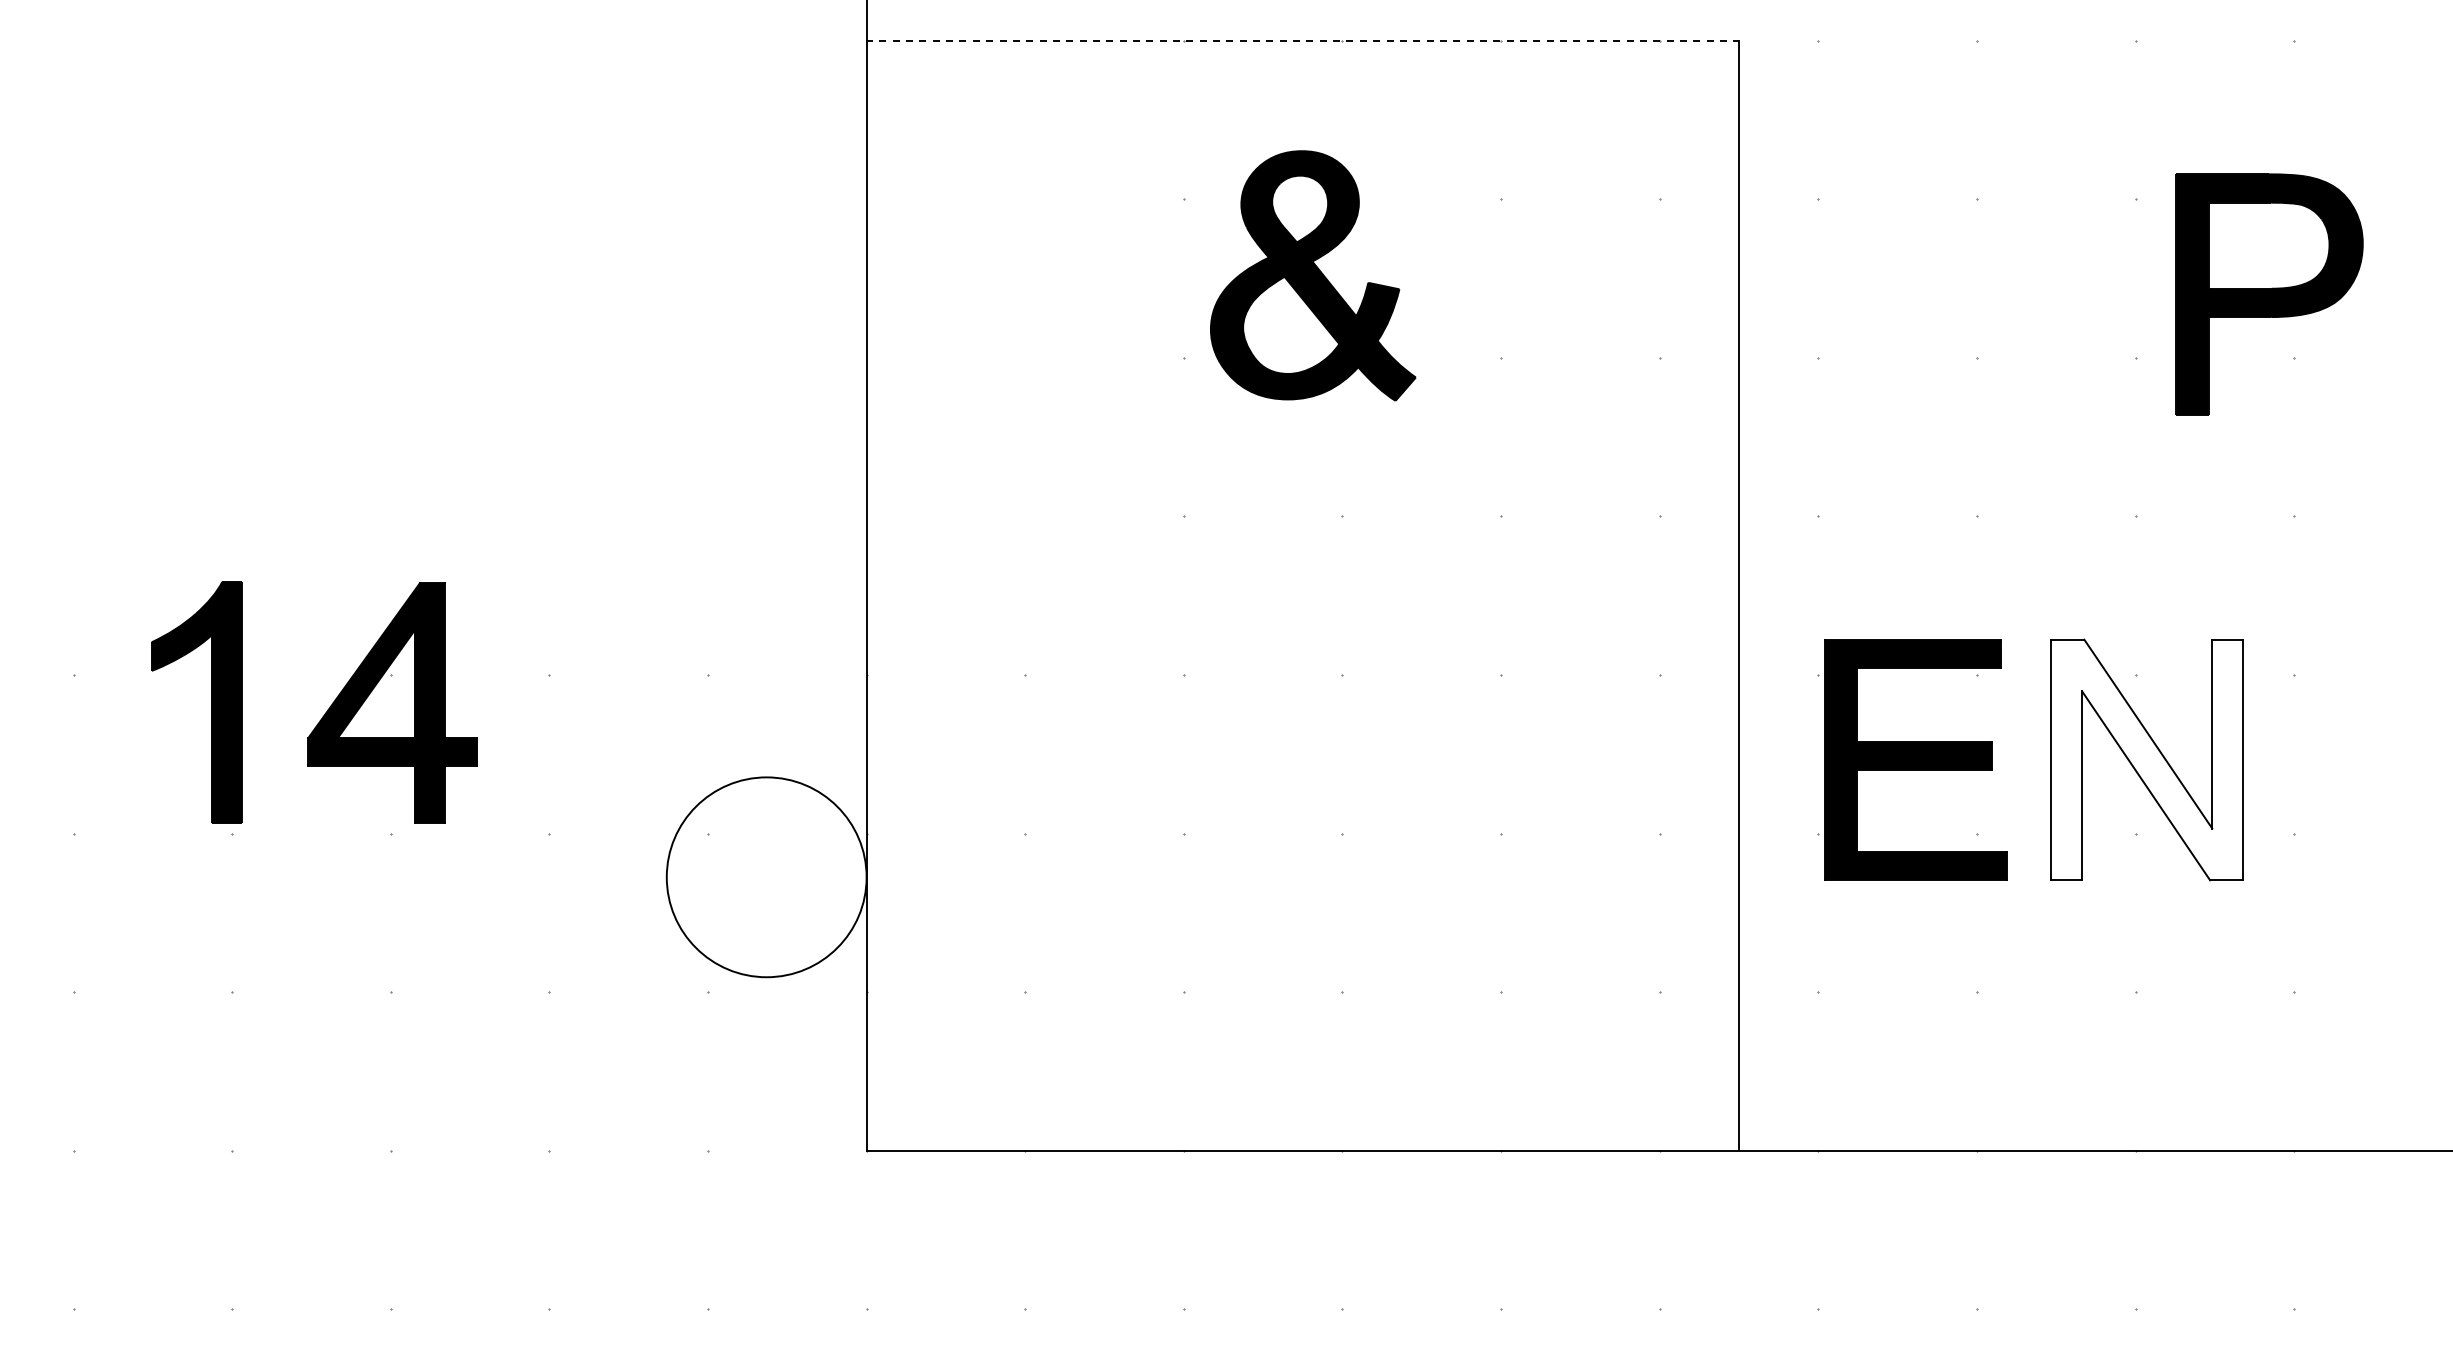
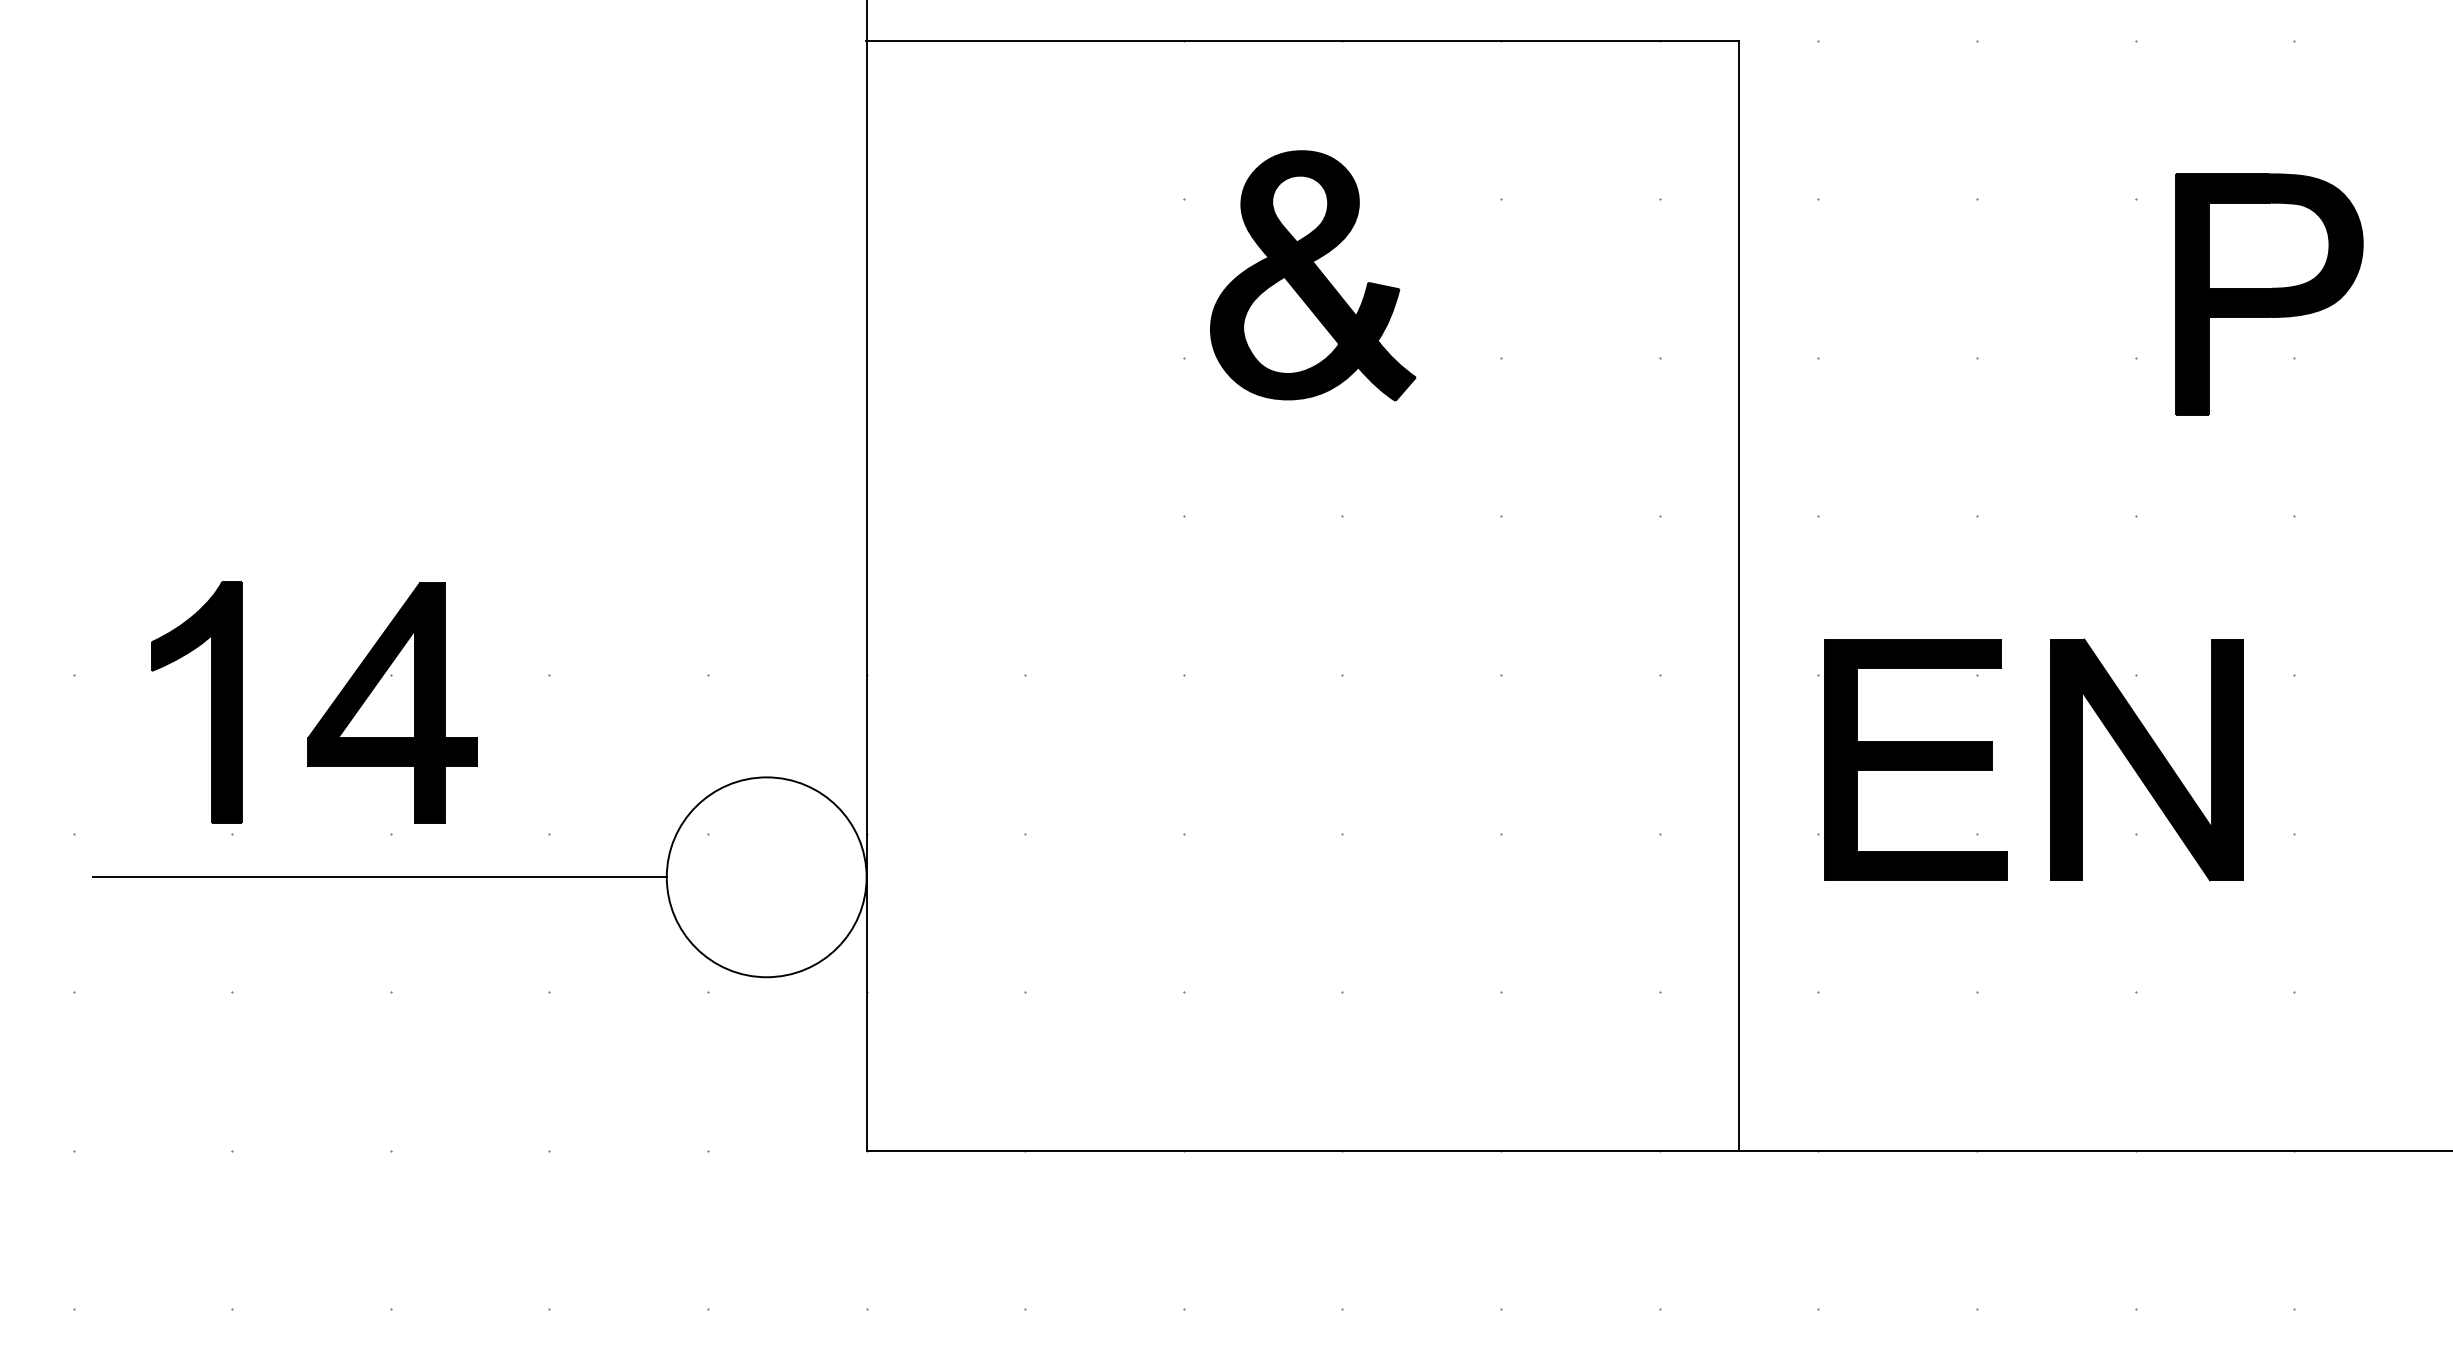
line: dashed -> solid (1302, 40)
fill: none -> present (2147, 759)
line: none -> present (379, 877)
